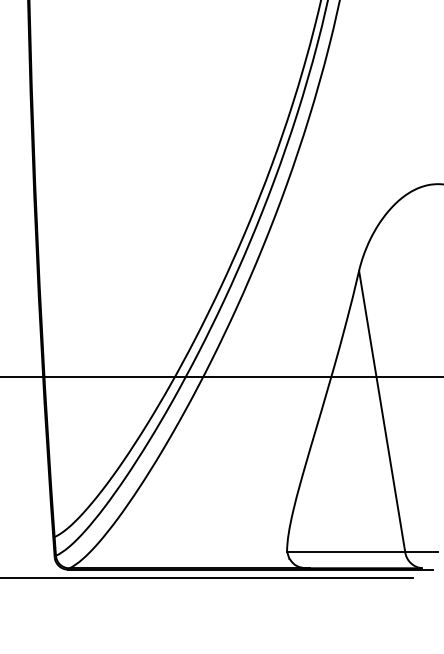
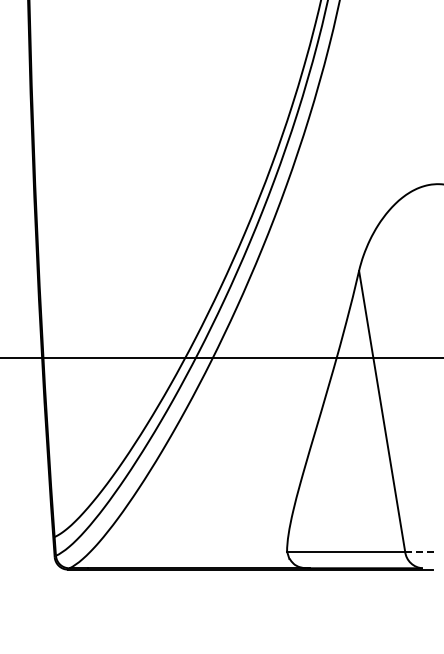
line position: (221, 376) -> (221, 357) (221, 357)
line: solid -> dashed (422, 551)
line: present -> none (207, 578)
